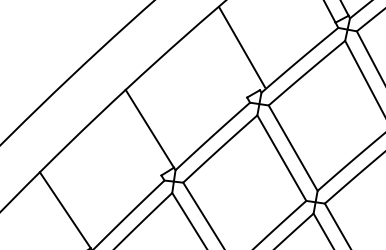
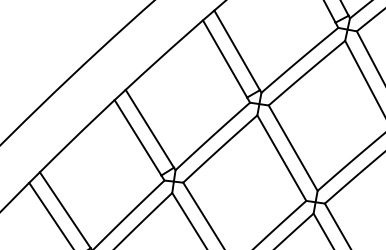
line position: (241, 47) -> (236, 50) (236, 50)
line: none -> present (224, 58)
line: none -> present (137, 137)
line: none -> present (50, 214)
